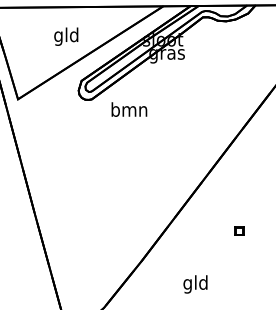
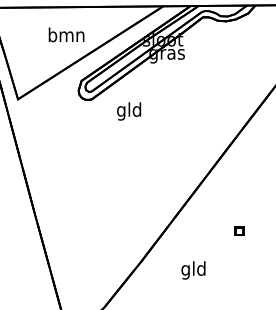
text: gld -> bmn (66, 36)
text: bmn -> gld (129, 111)
text position: (195, 284) -> (193, 270) (193, 270)
